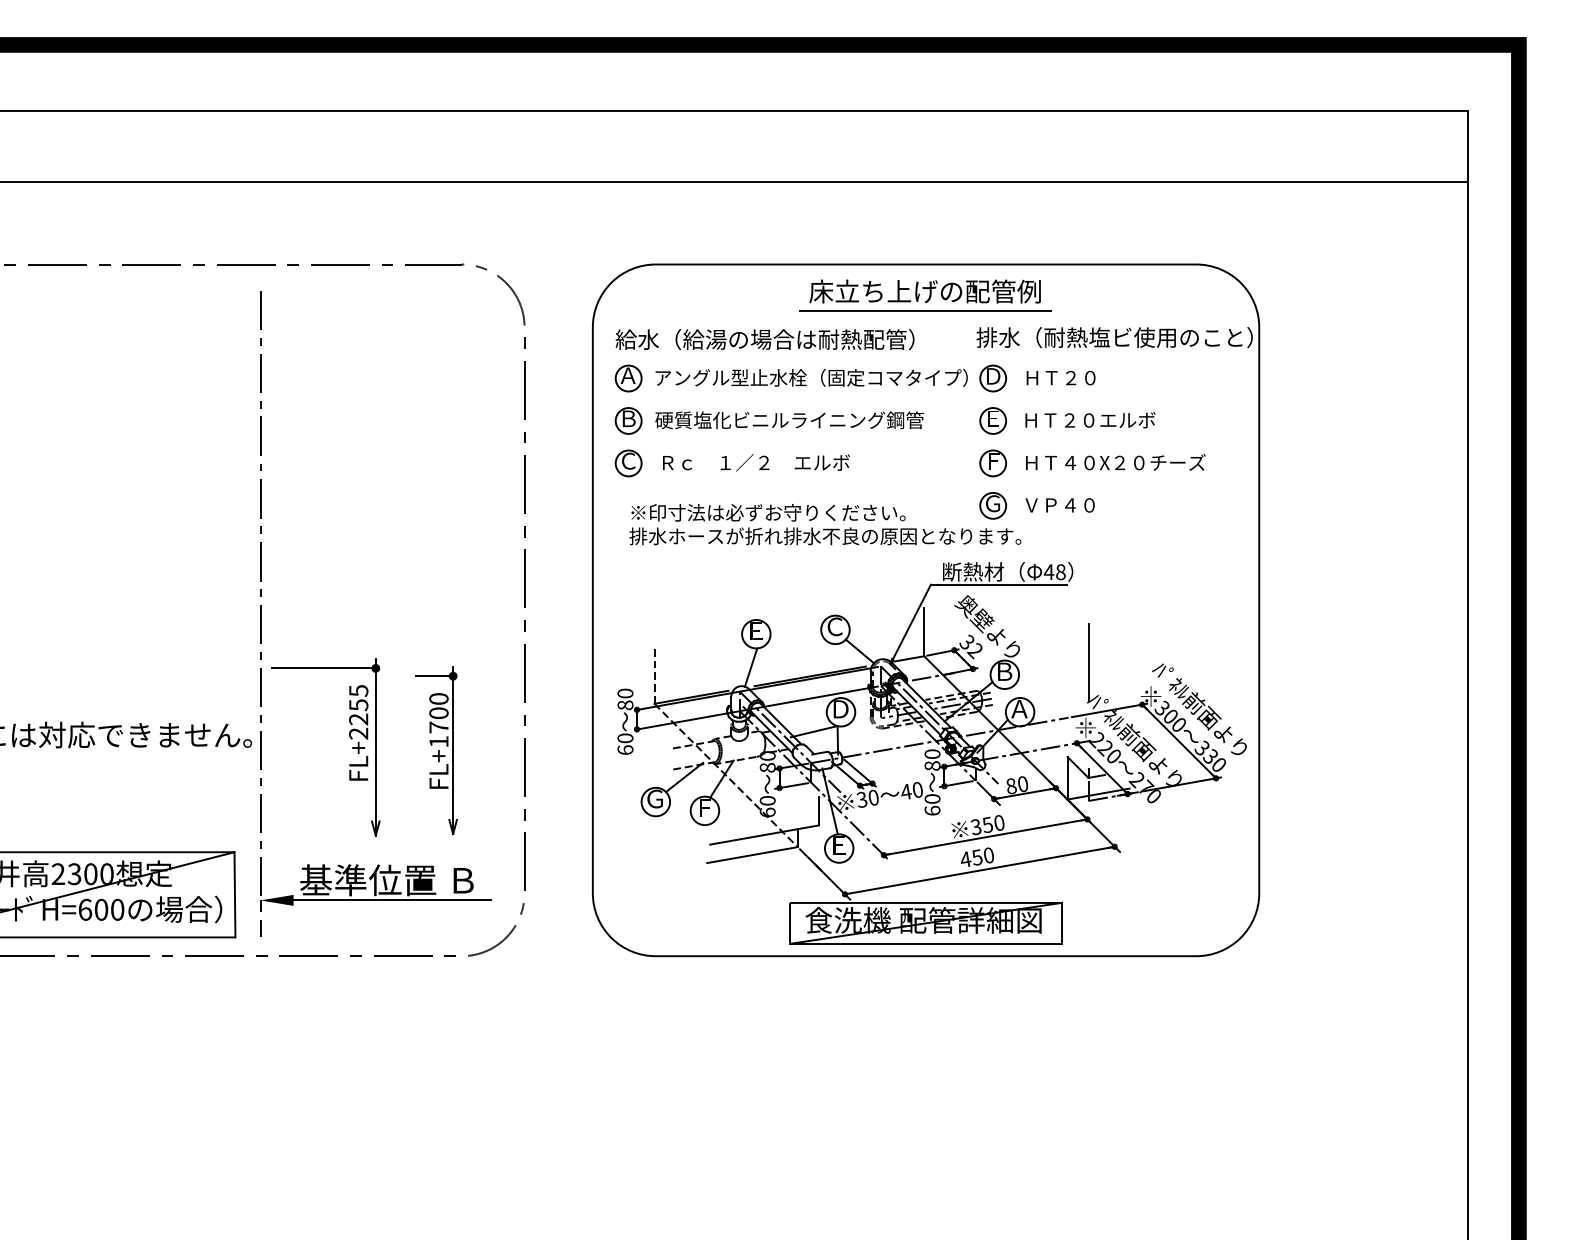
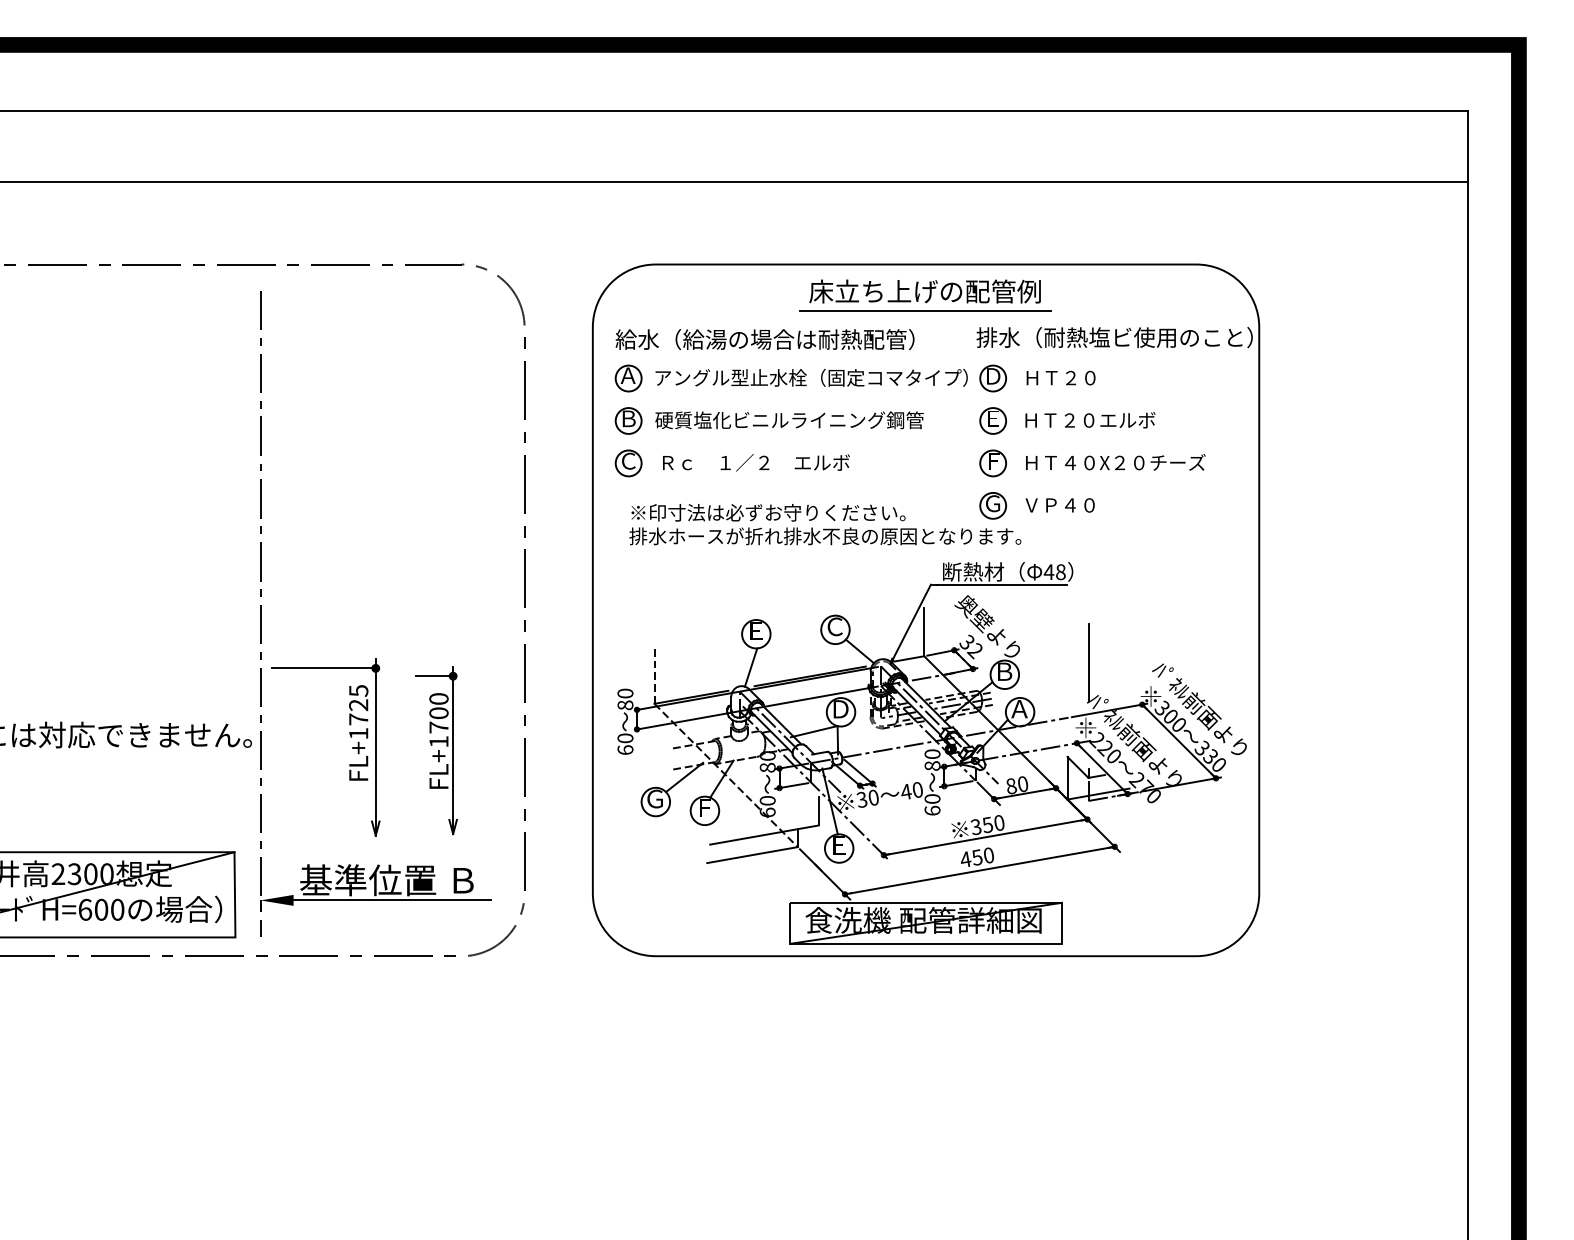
text: FL+2255 -> FL+1725 (358, 719)
